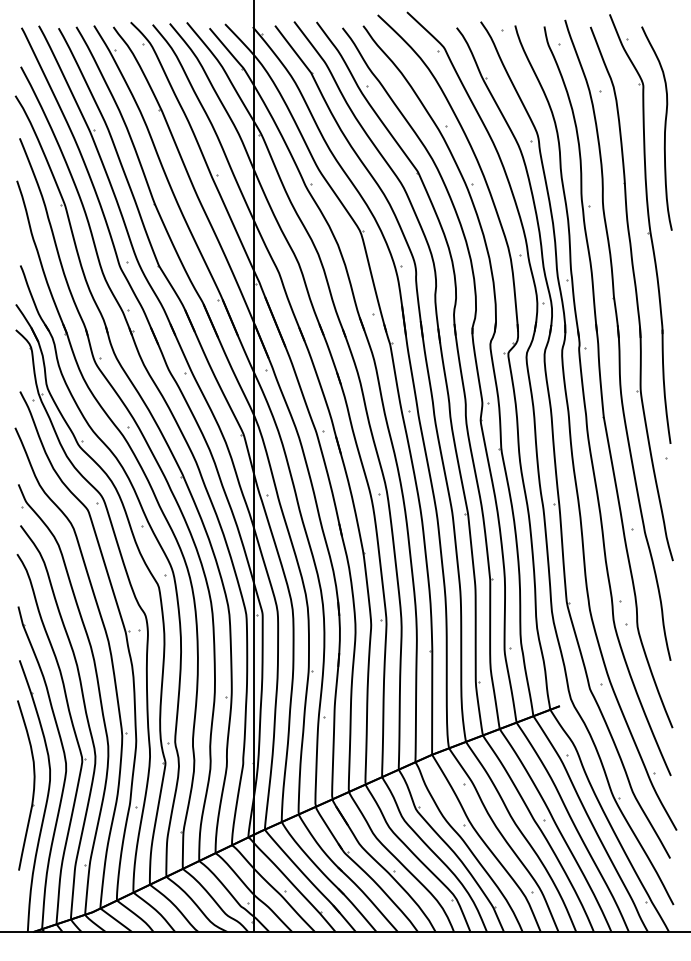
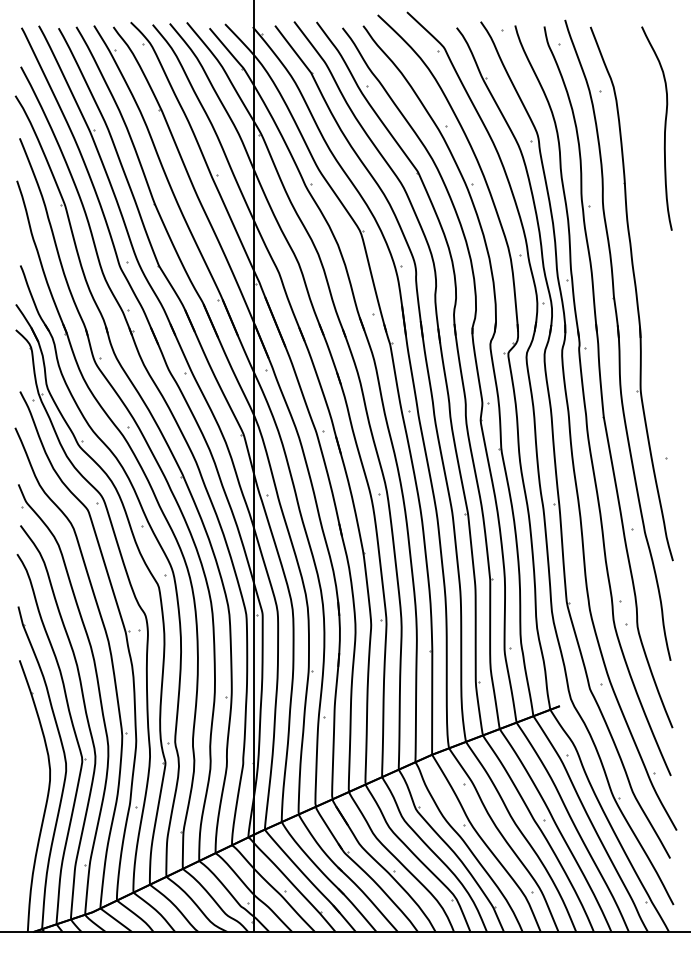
part: present -> none (648, 227)
part: present -> none (33, 785)
